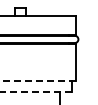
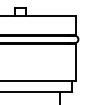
line: dashed -> solid (38, 81)
line: dashed -> solid (35, 91)
